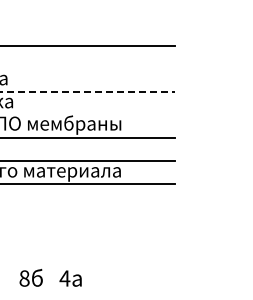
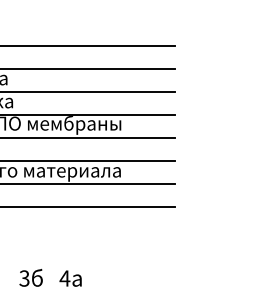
line: none -> present (88, 68)
line: dashed -> solid (87, 91)
line: none -> present (88, 114)
line: none -> present (88, 206)
text: 8 -> 3 (24, 278)
